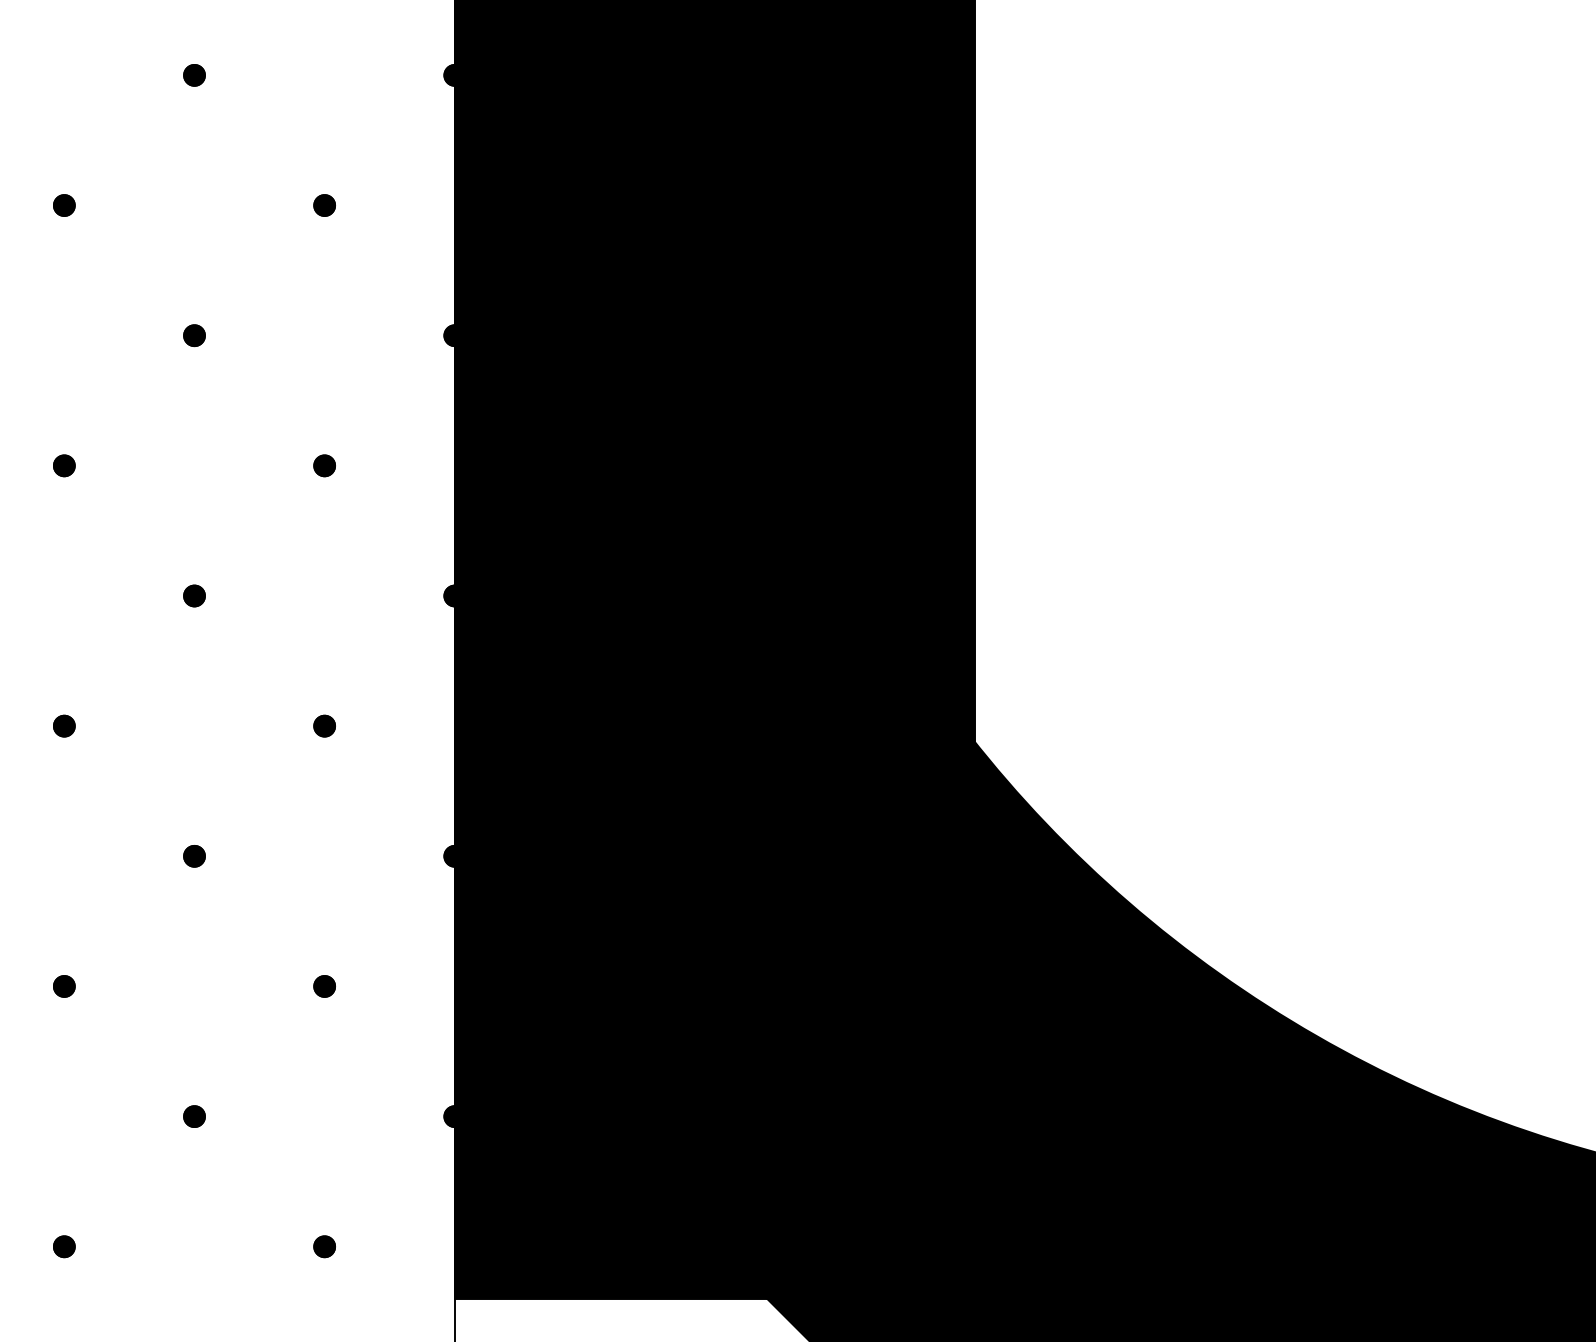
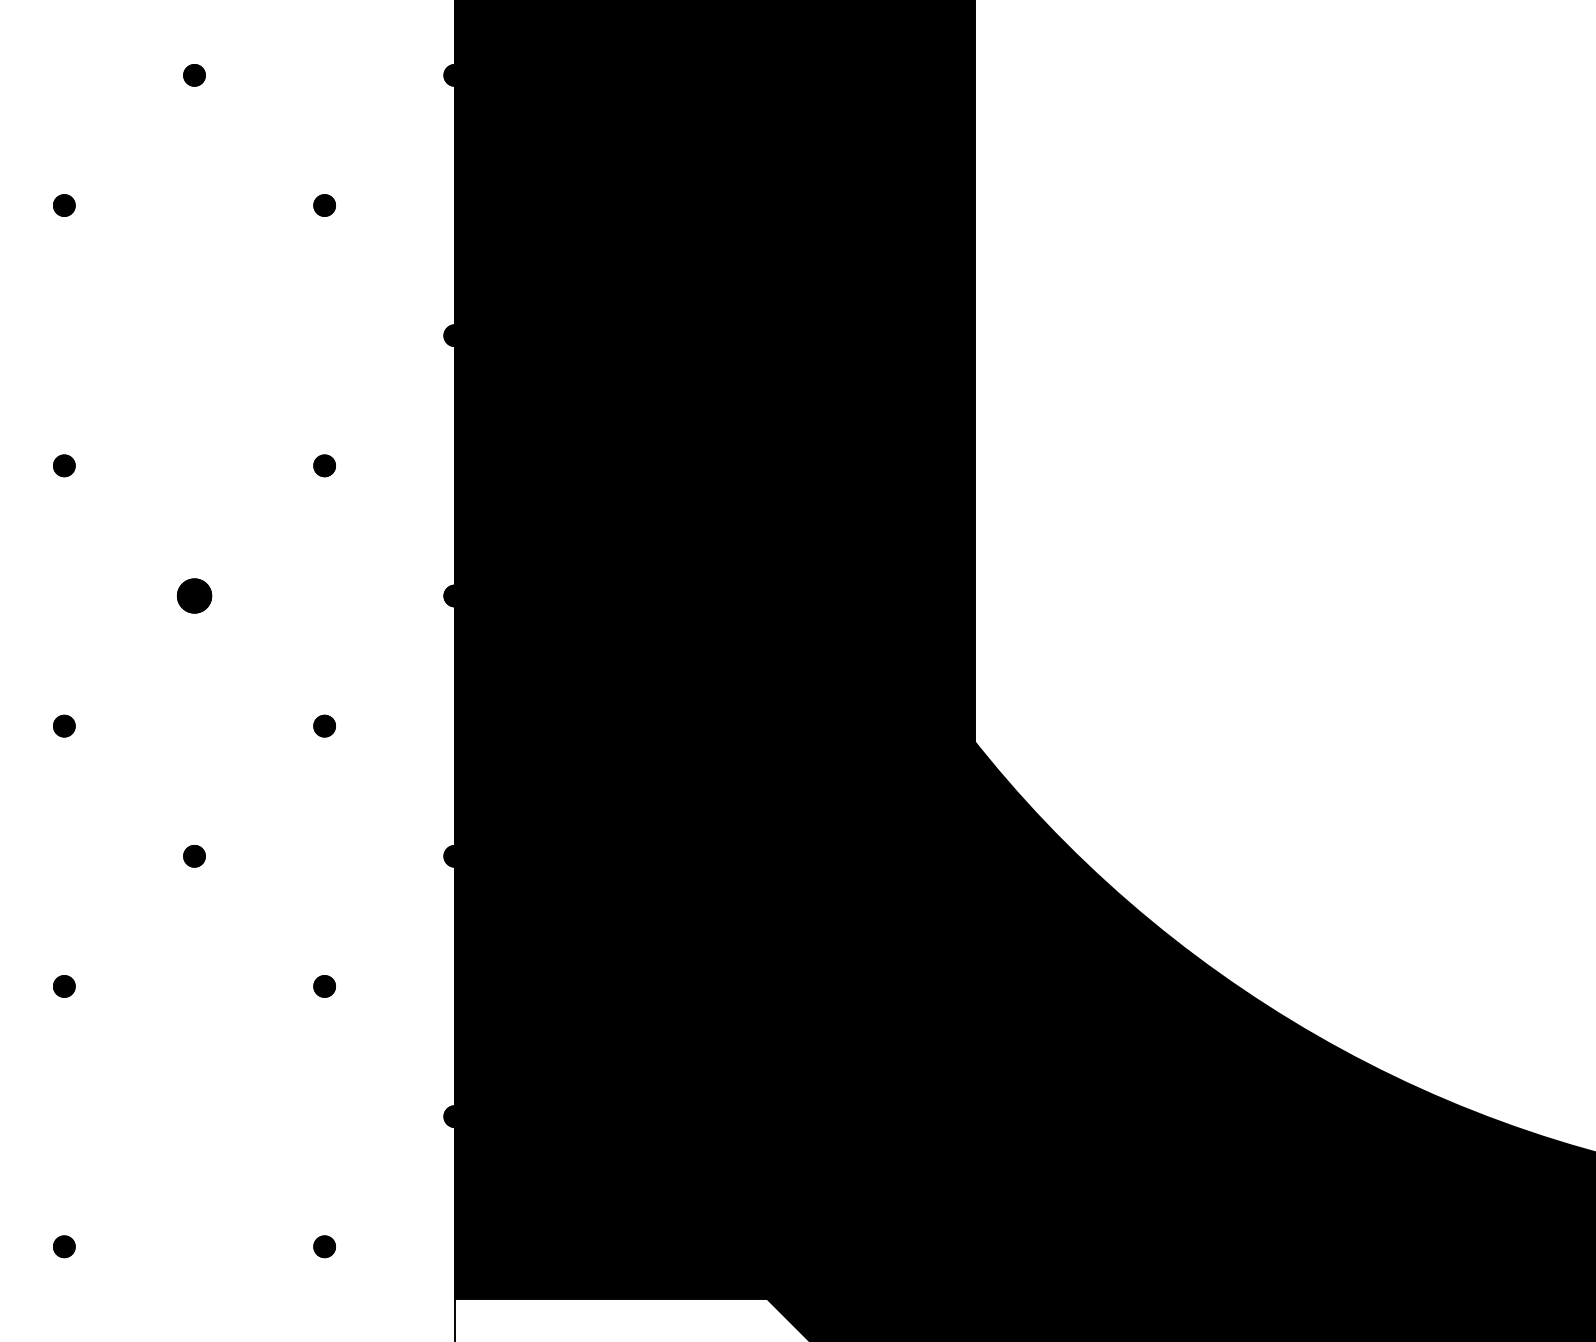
part: present -> none (194, 335)
part size: 23x24 px -> 37x36 px (194, 595)
part: present -> none (194, 1116)
